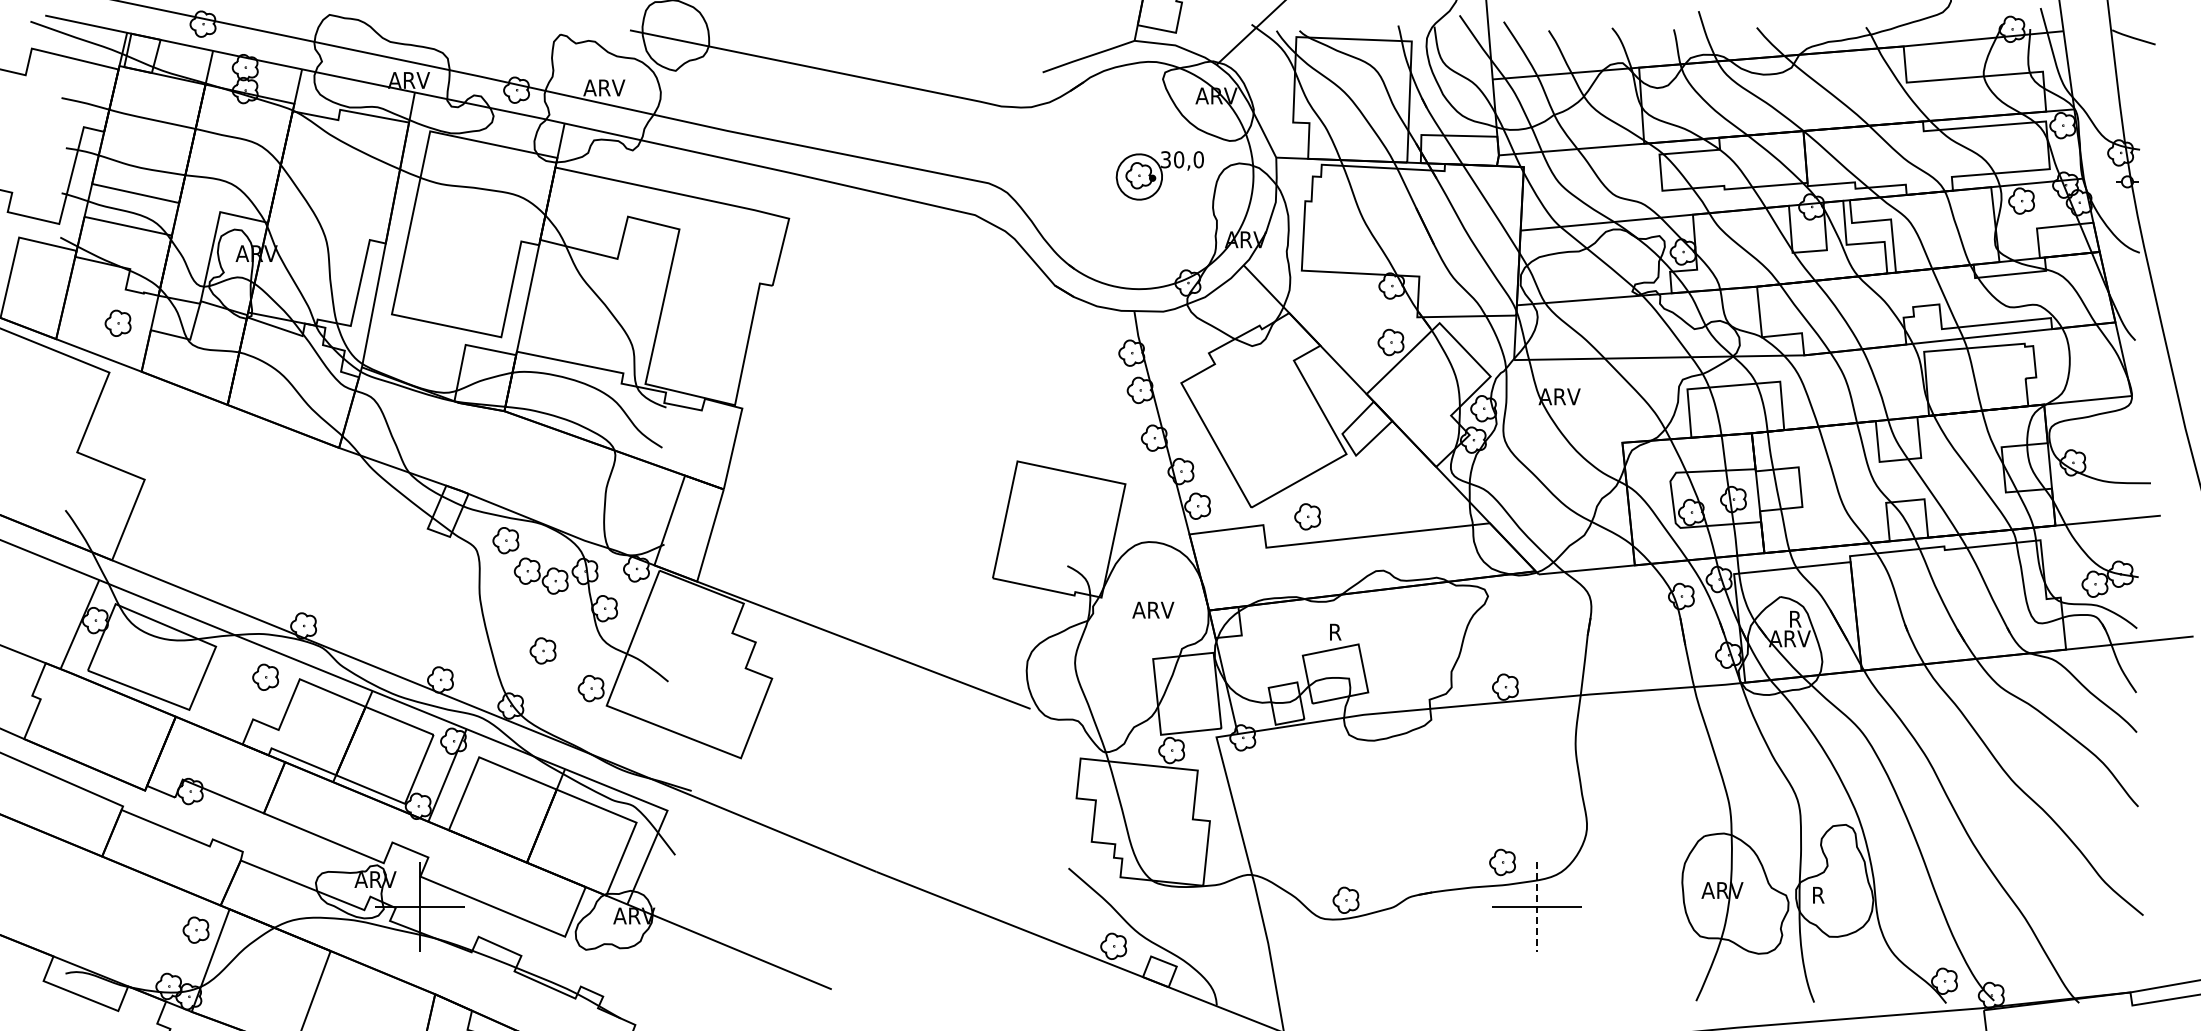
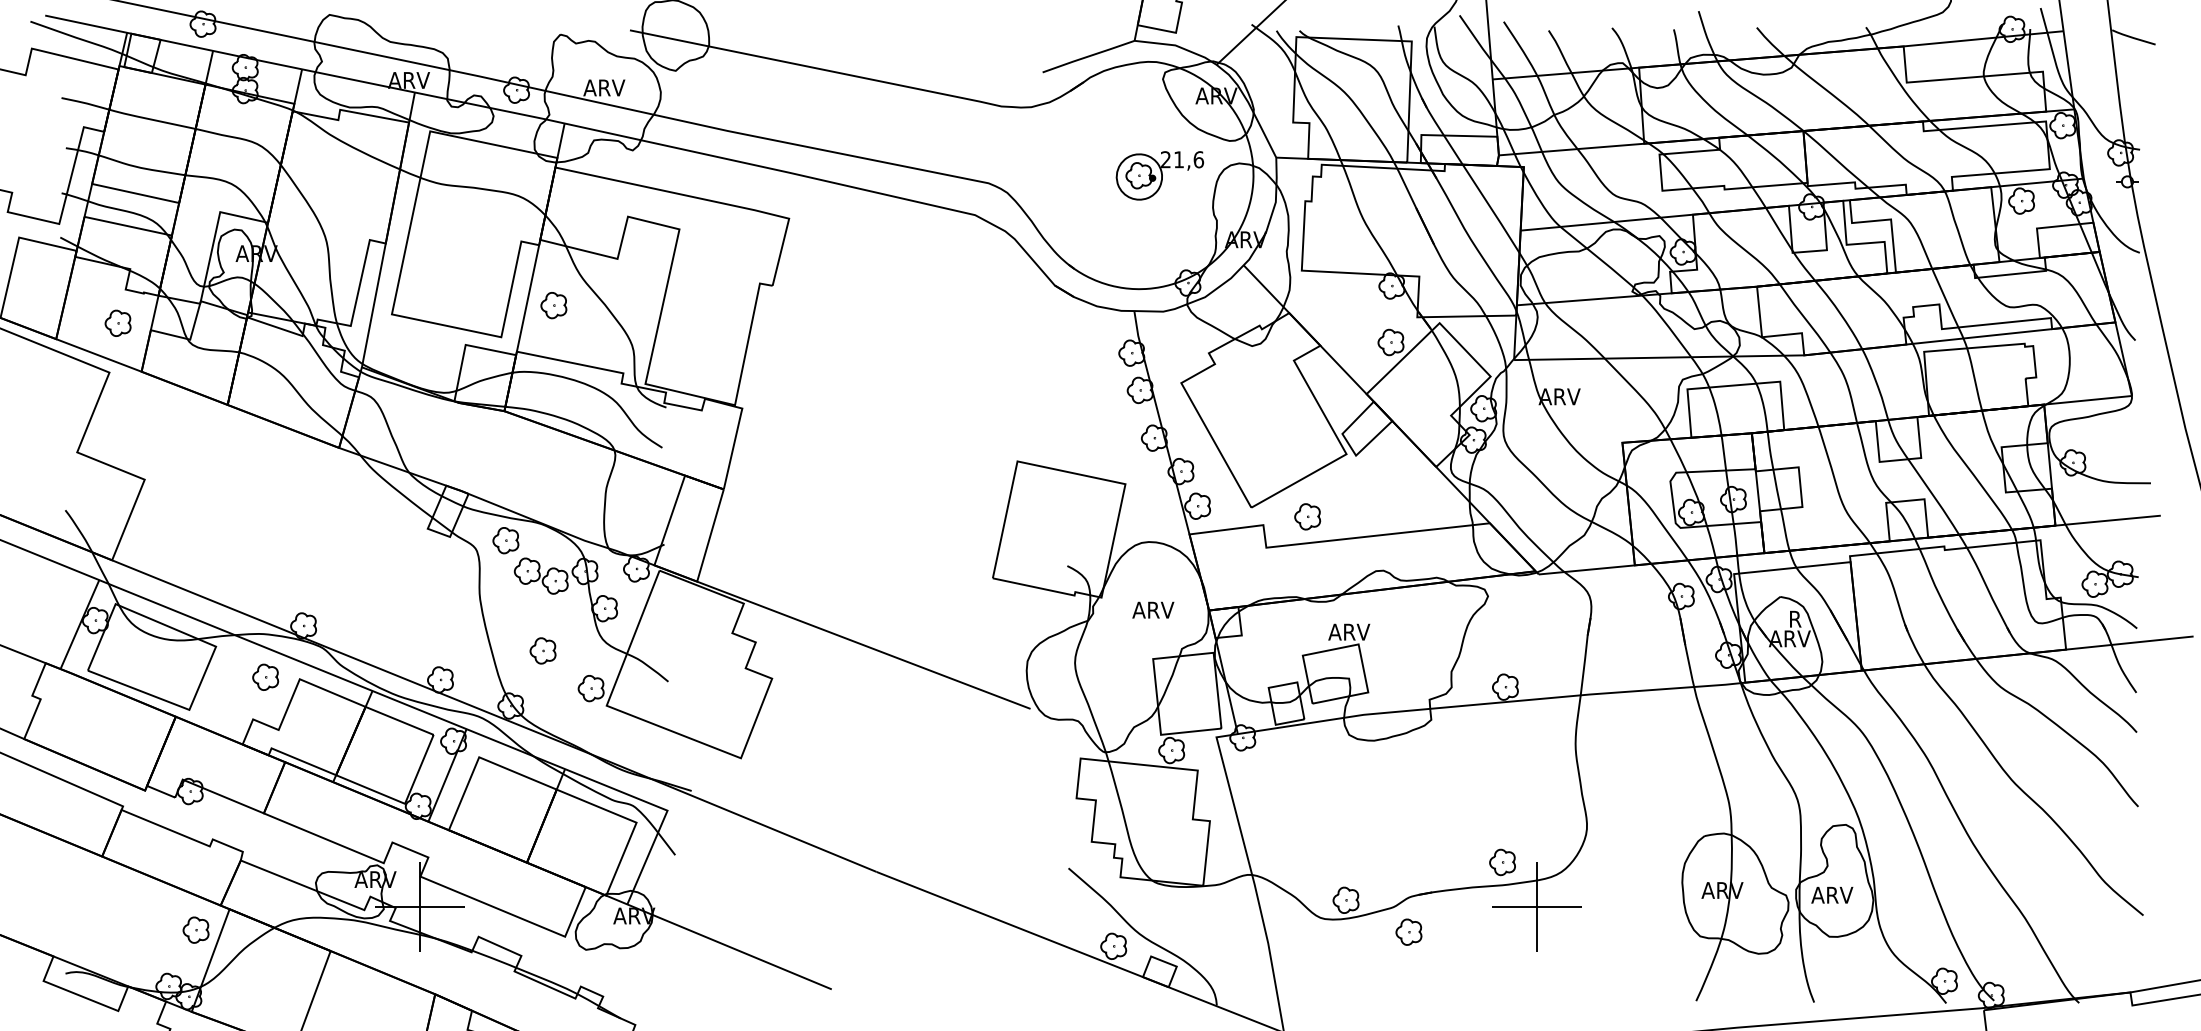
text: 30,0 -> 21,6 (1182, 159)
part: none -> present (553, 305)
text: R -> ARV (1349, 631)
text: R -> ARV (1832, 894)
line: dashed -> solid (1537, 906)
part: none -> present (1408, 931)
